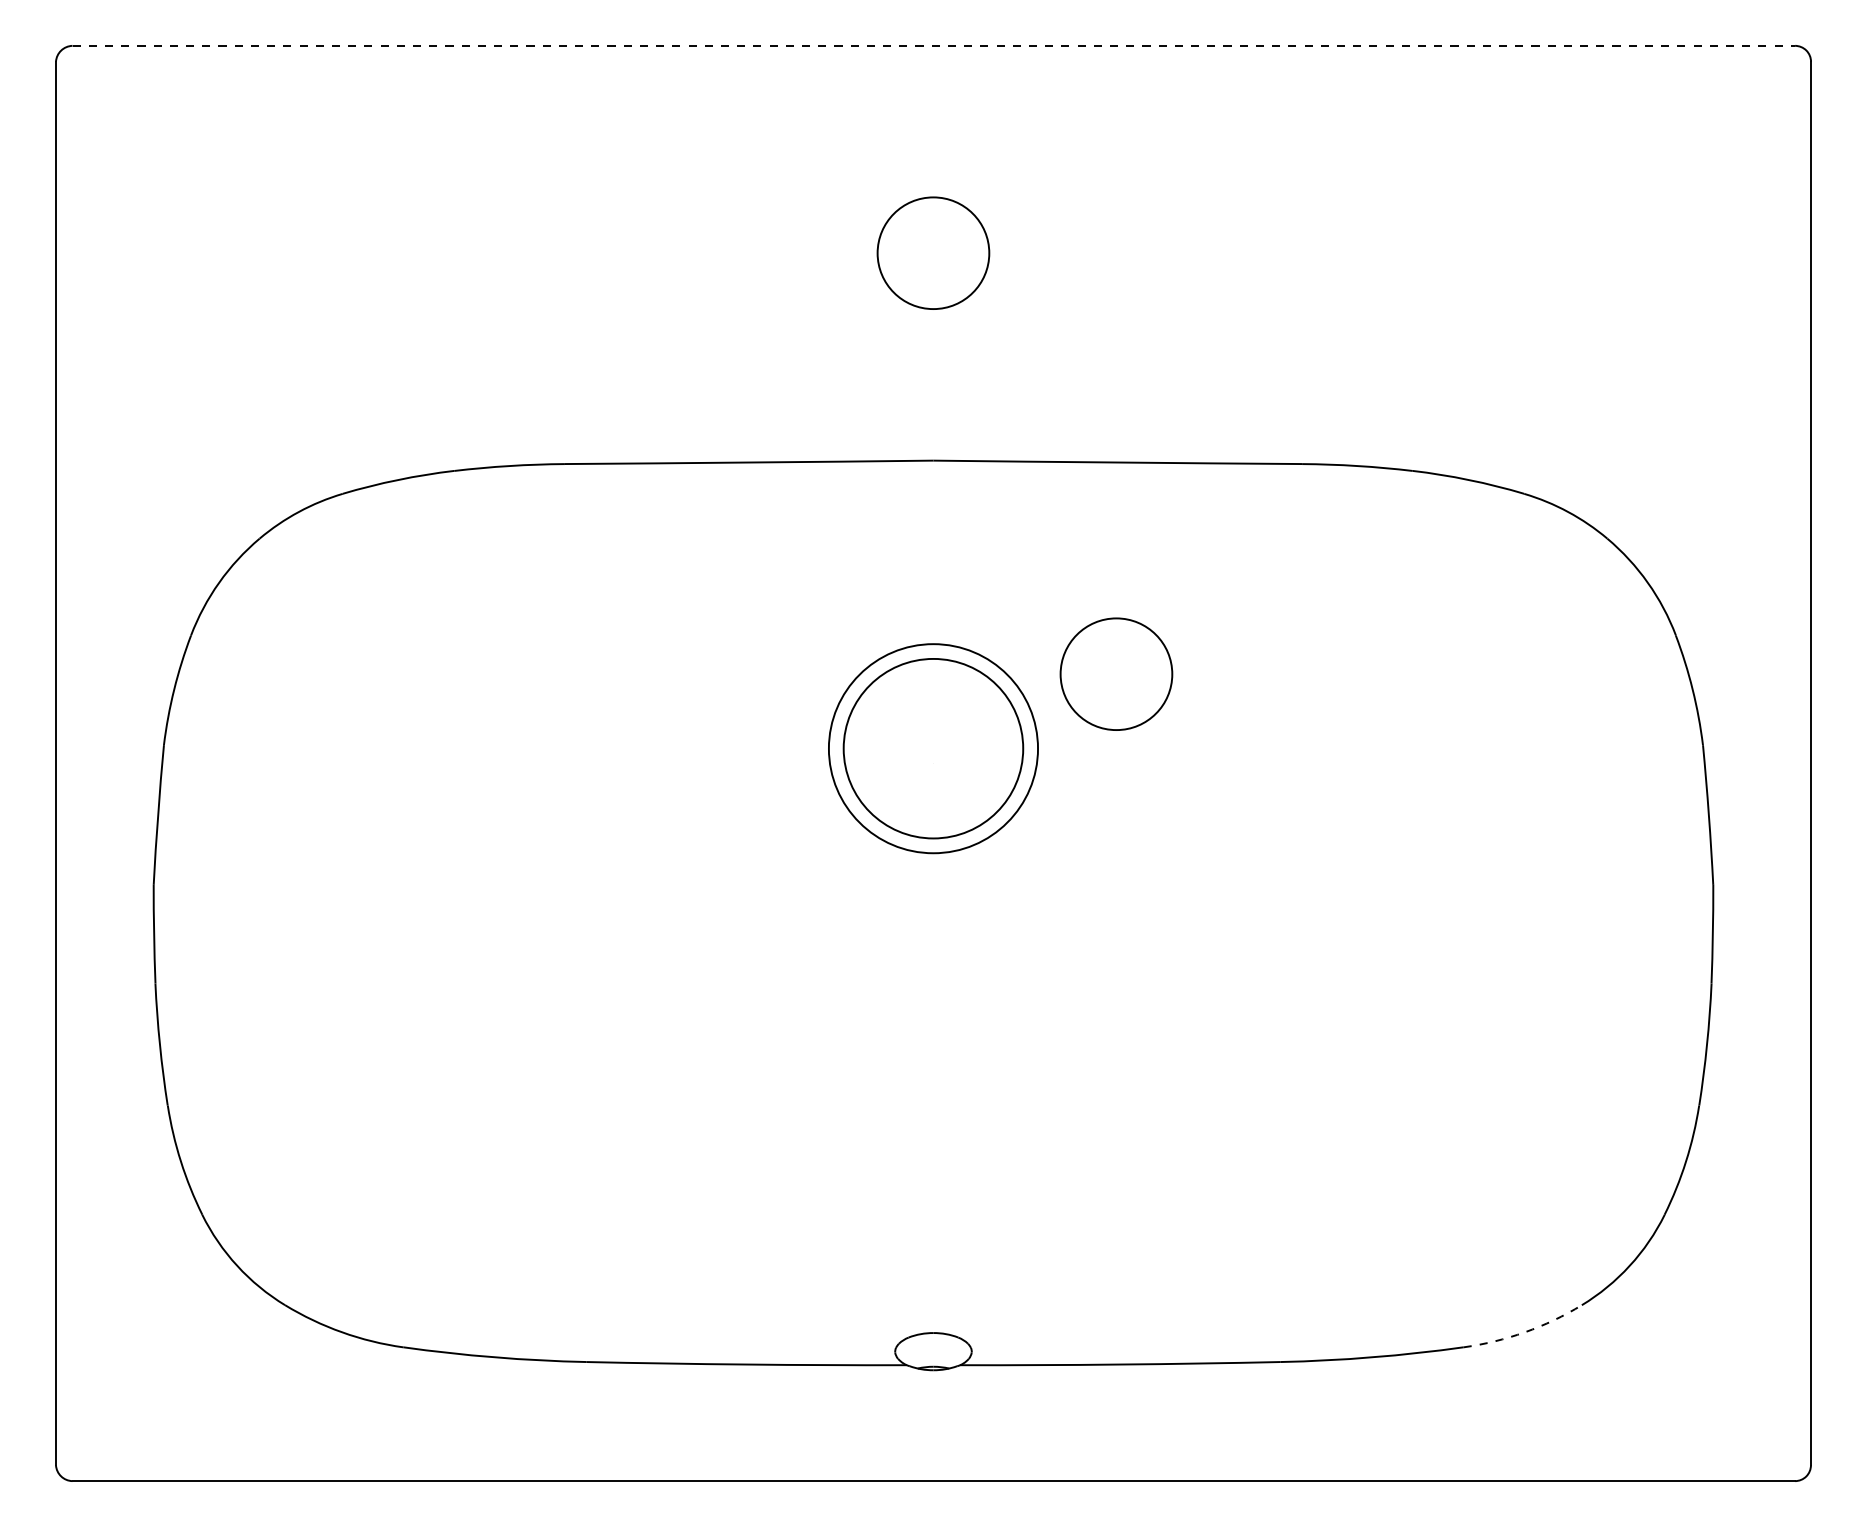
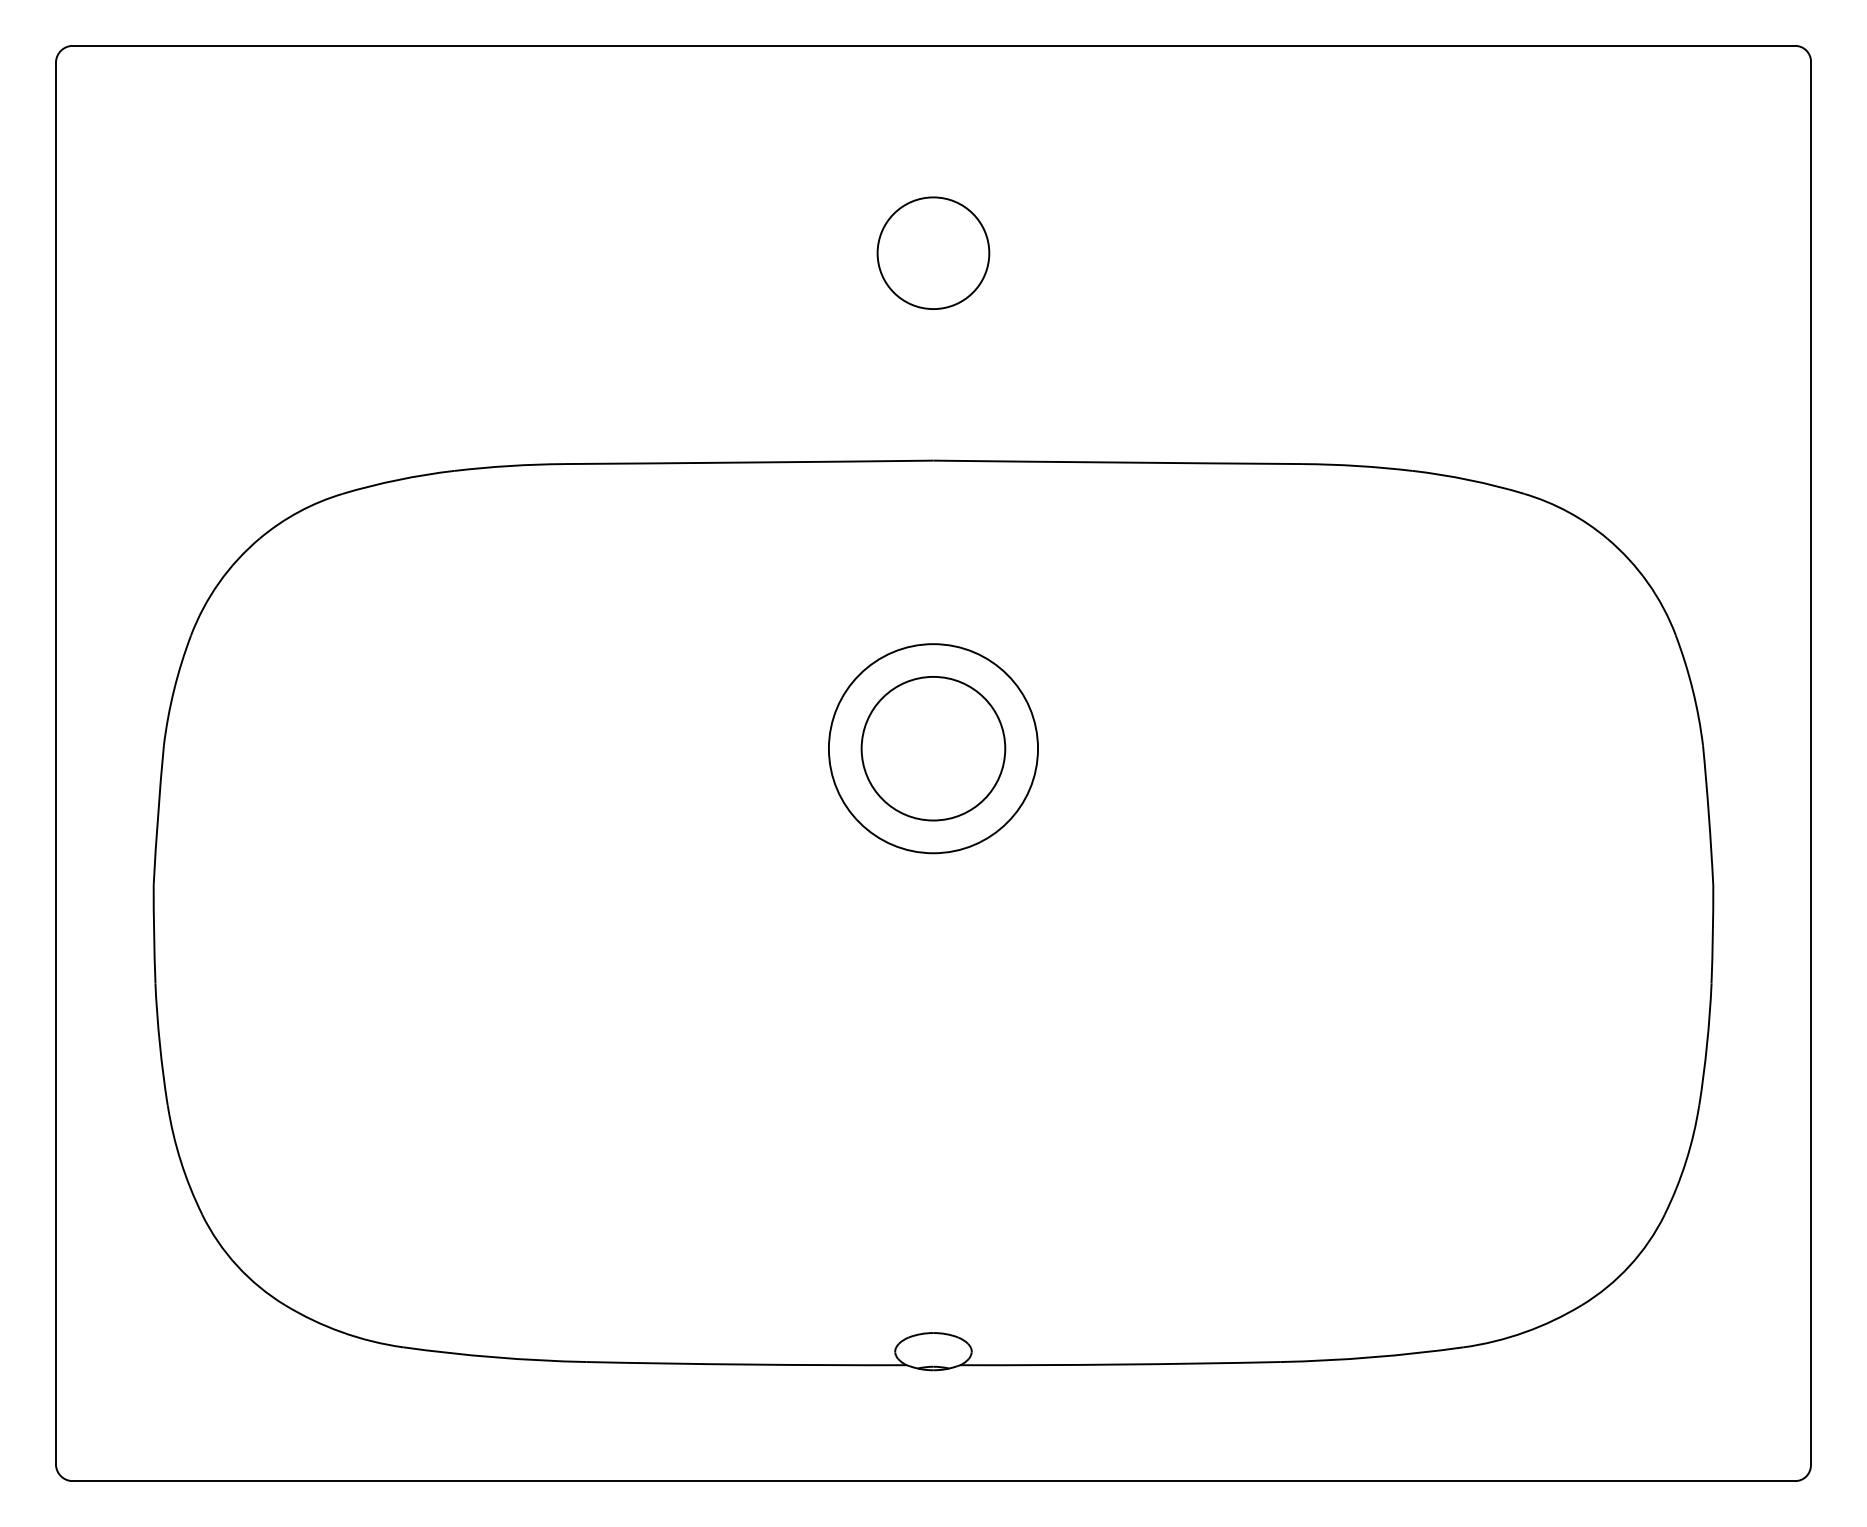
line: dashed -> solid (934, 45)
circle: present -> none (1116, 673)
circle diameter: 180 px -> 144 px (933, 748)
arc: dashed -> solid (1524, 1332)
